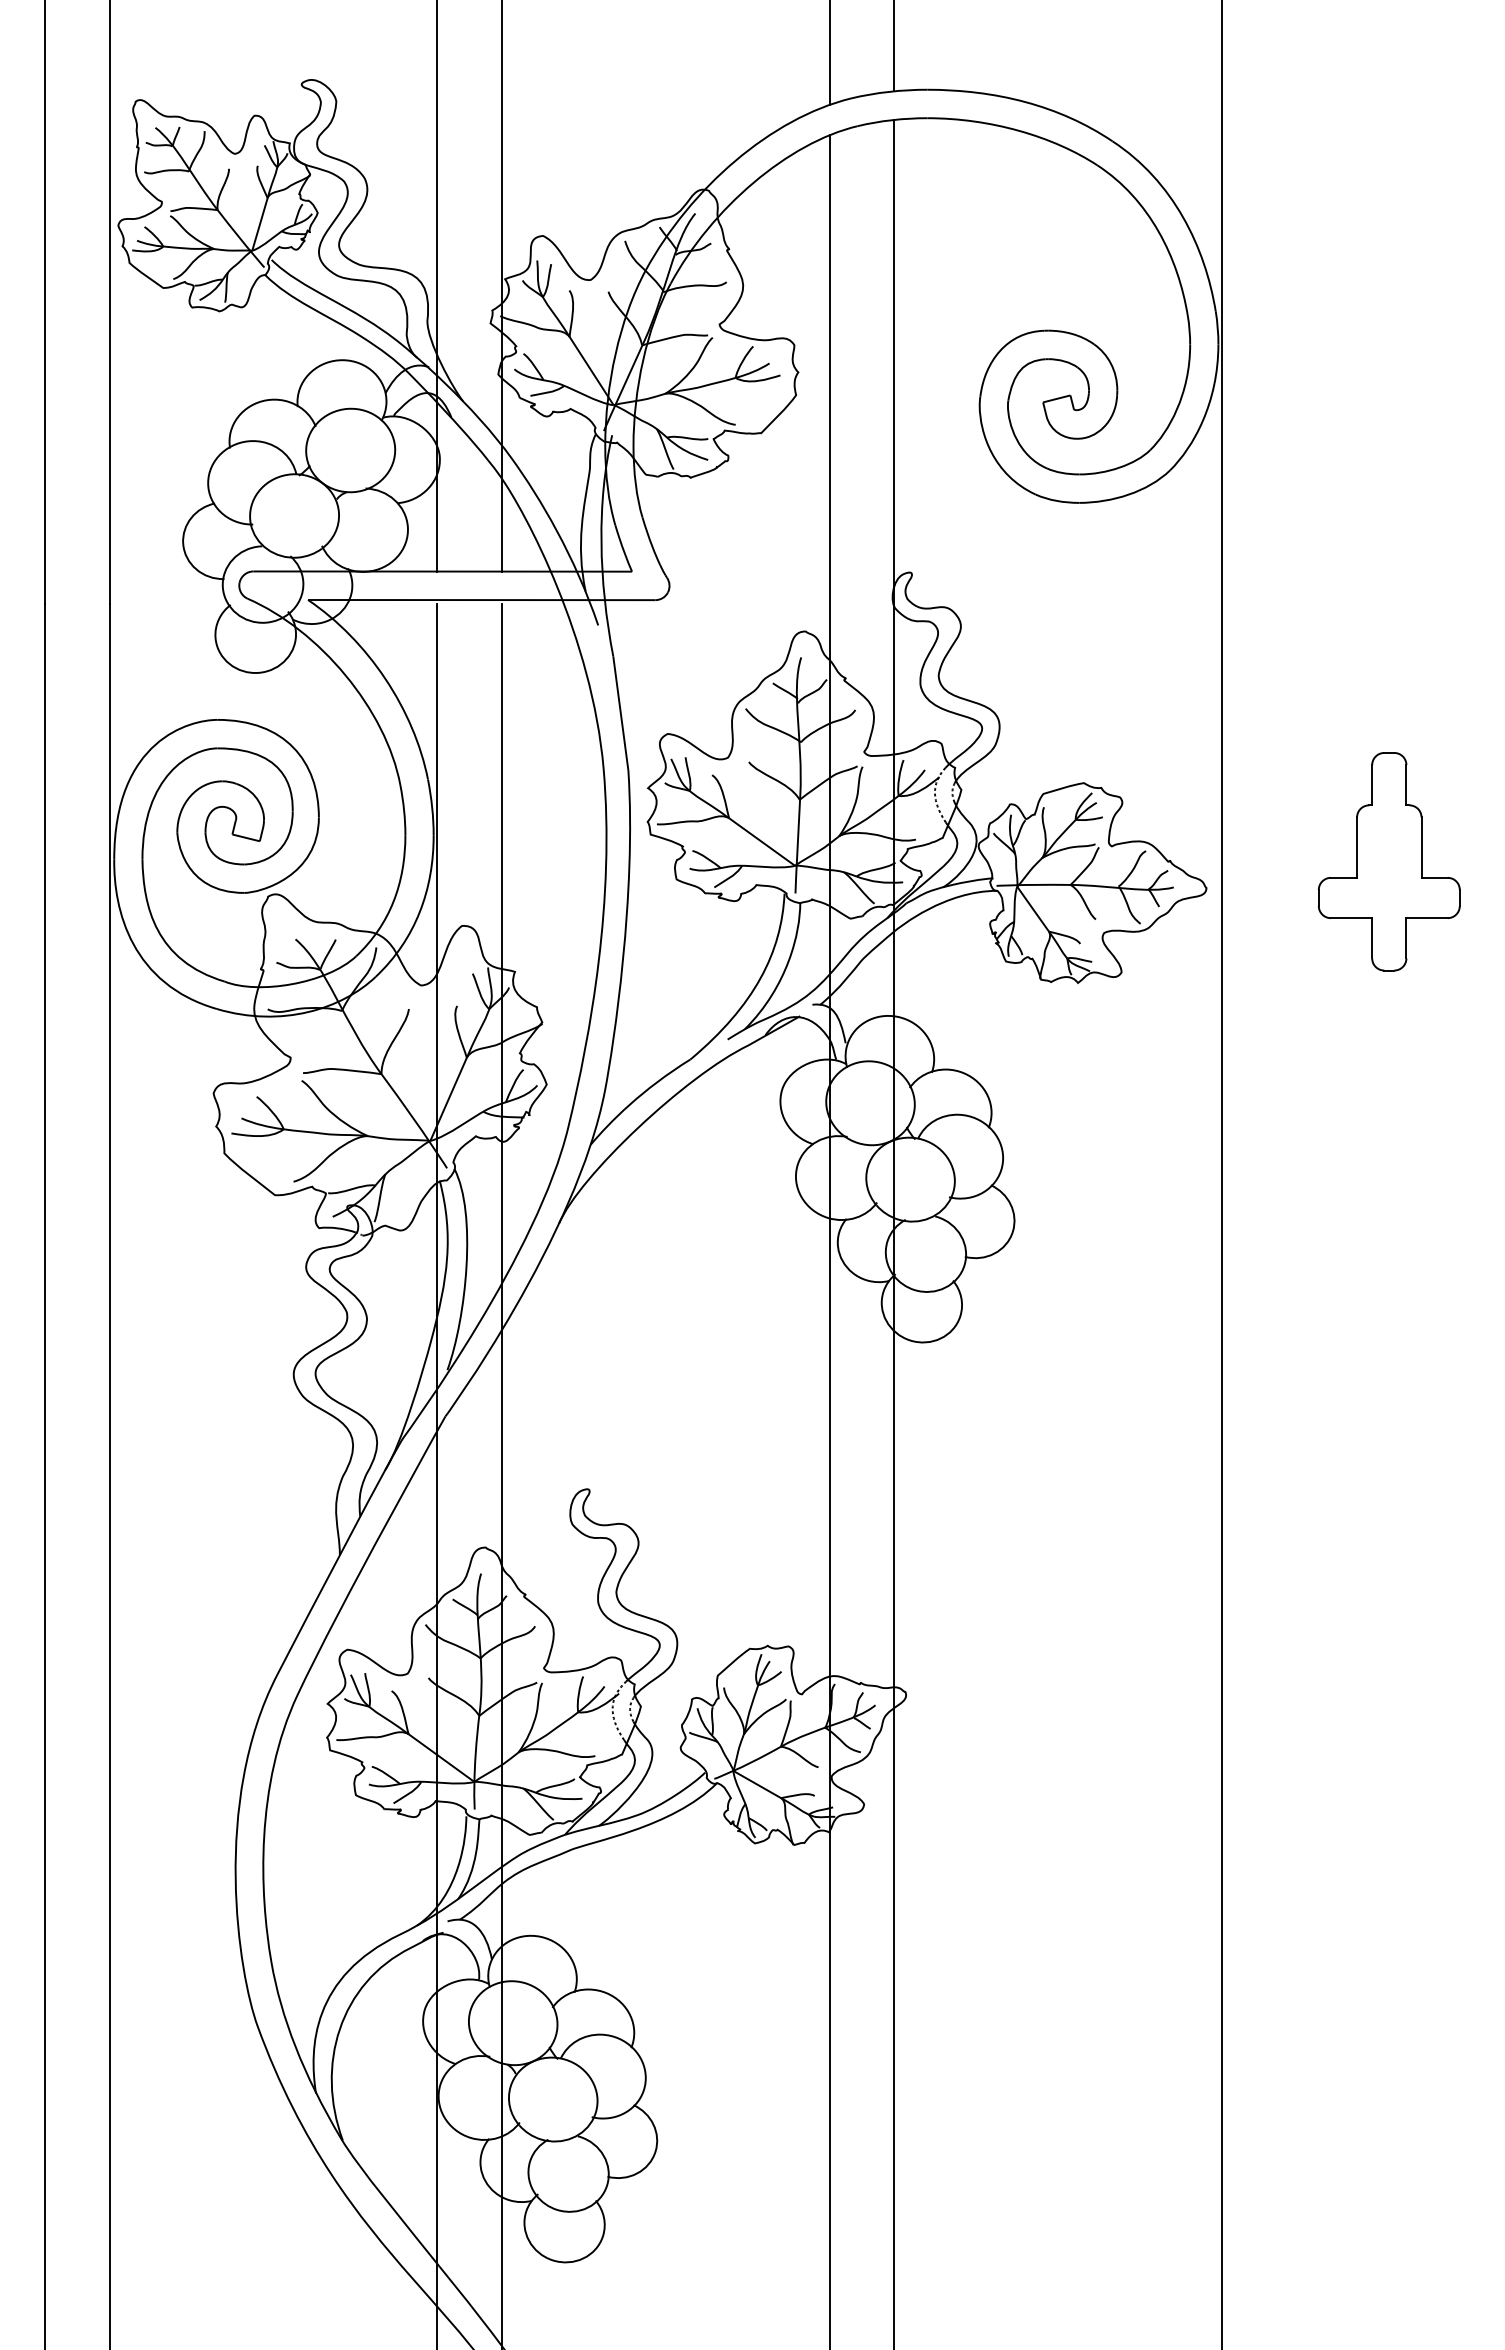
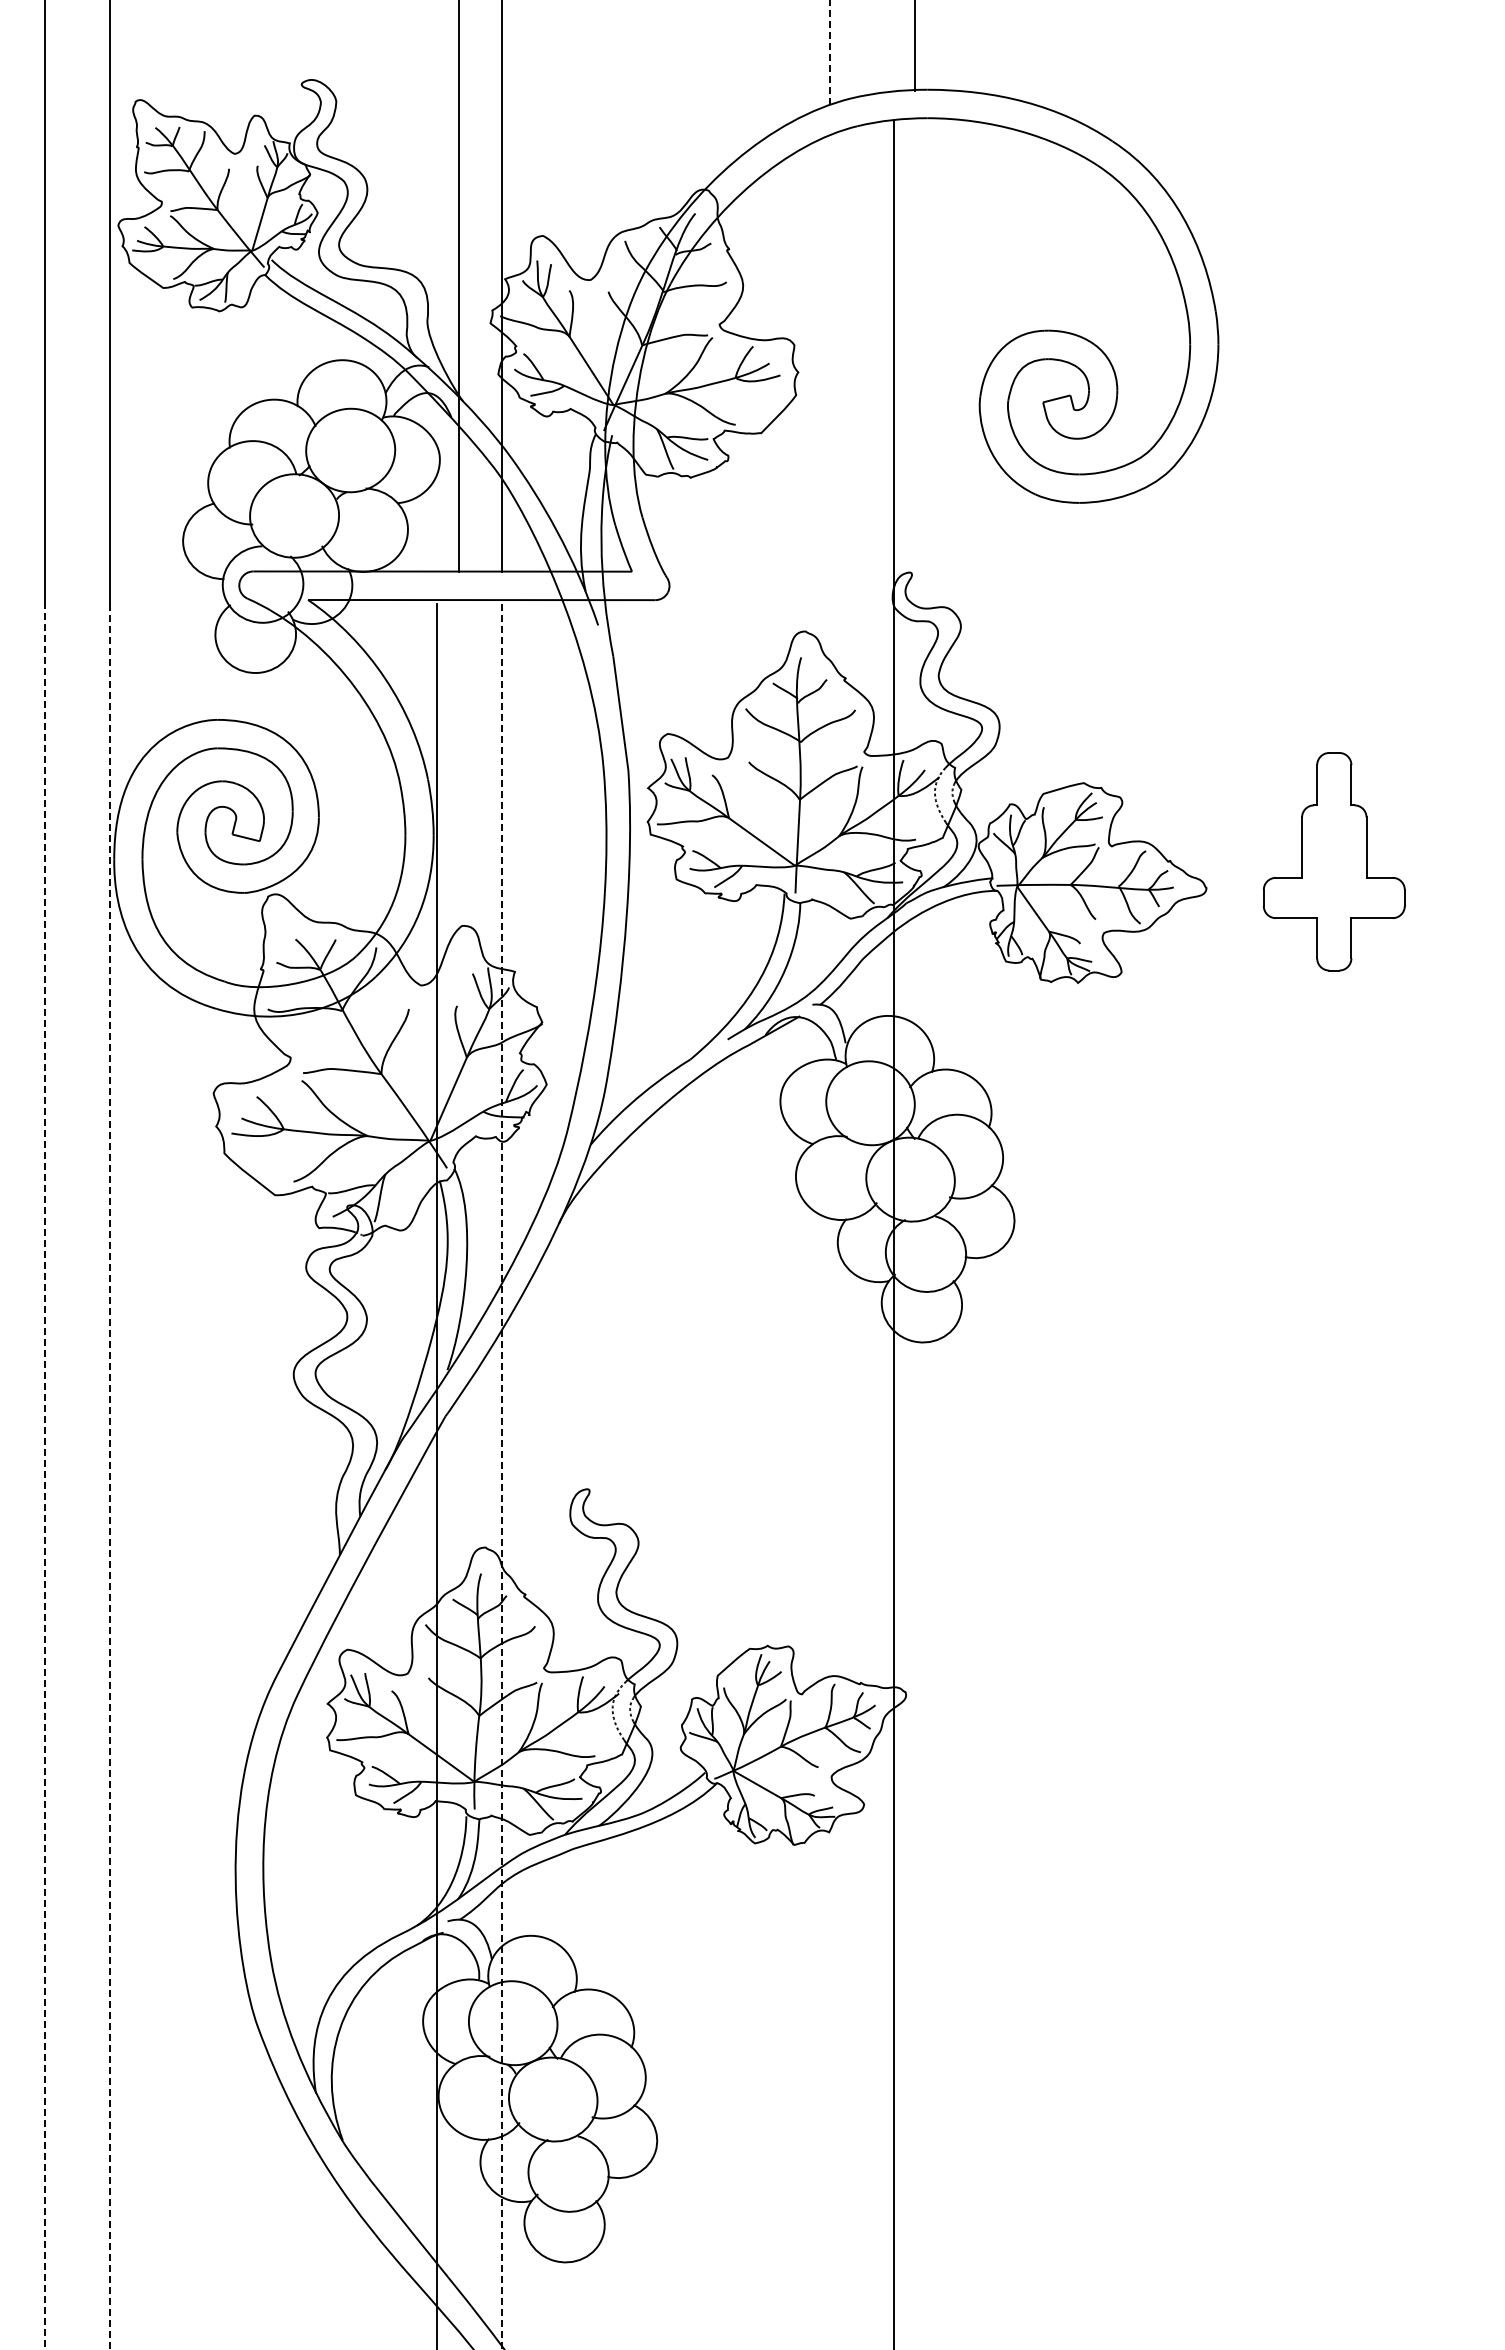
line position: (894, 46) -> (915, 46) (915, 46)
line: solid -> dashed (829, 52)
line position: (437, 286) -> (459, 286) (459, 286)
part position: (1388, 861) -> (1333, 861) (1333, 861)
line: present -> none (1222, 1174)
line: present -> none (829, 1240)
line: solid -> dashed (45, 1476)
line: solid -> dashed (109, 1476)
line: solid -> dashed (501, 1476)
